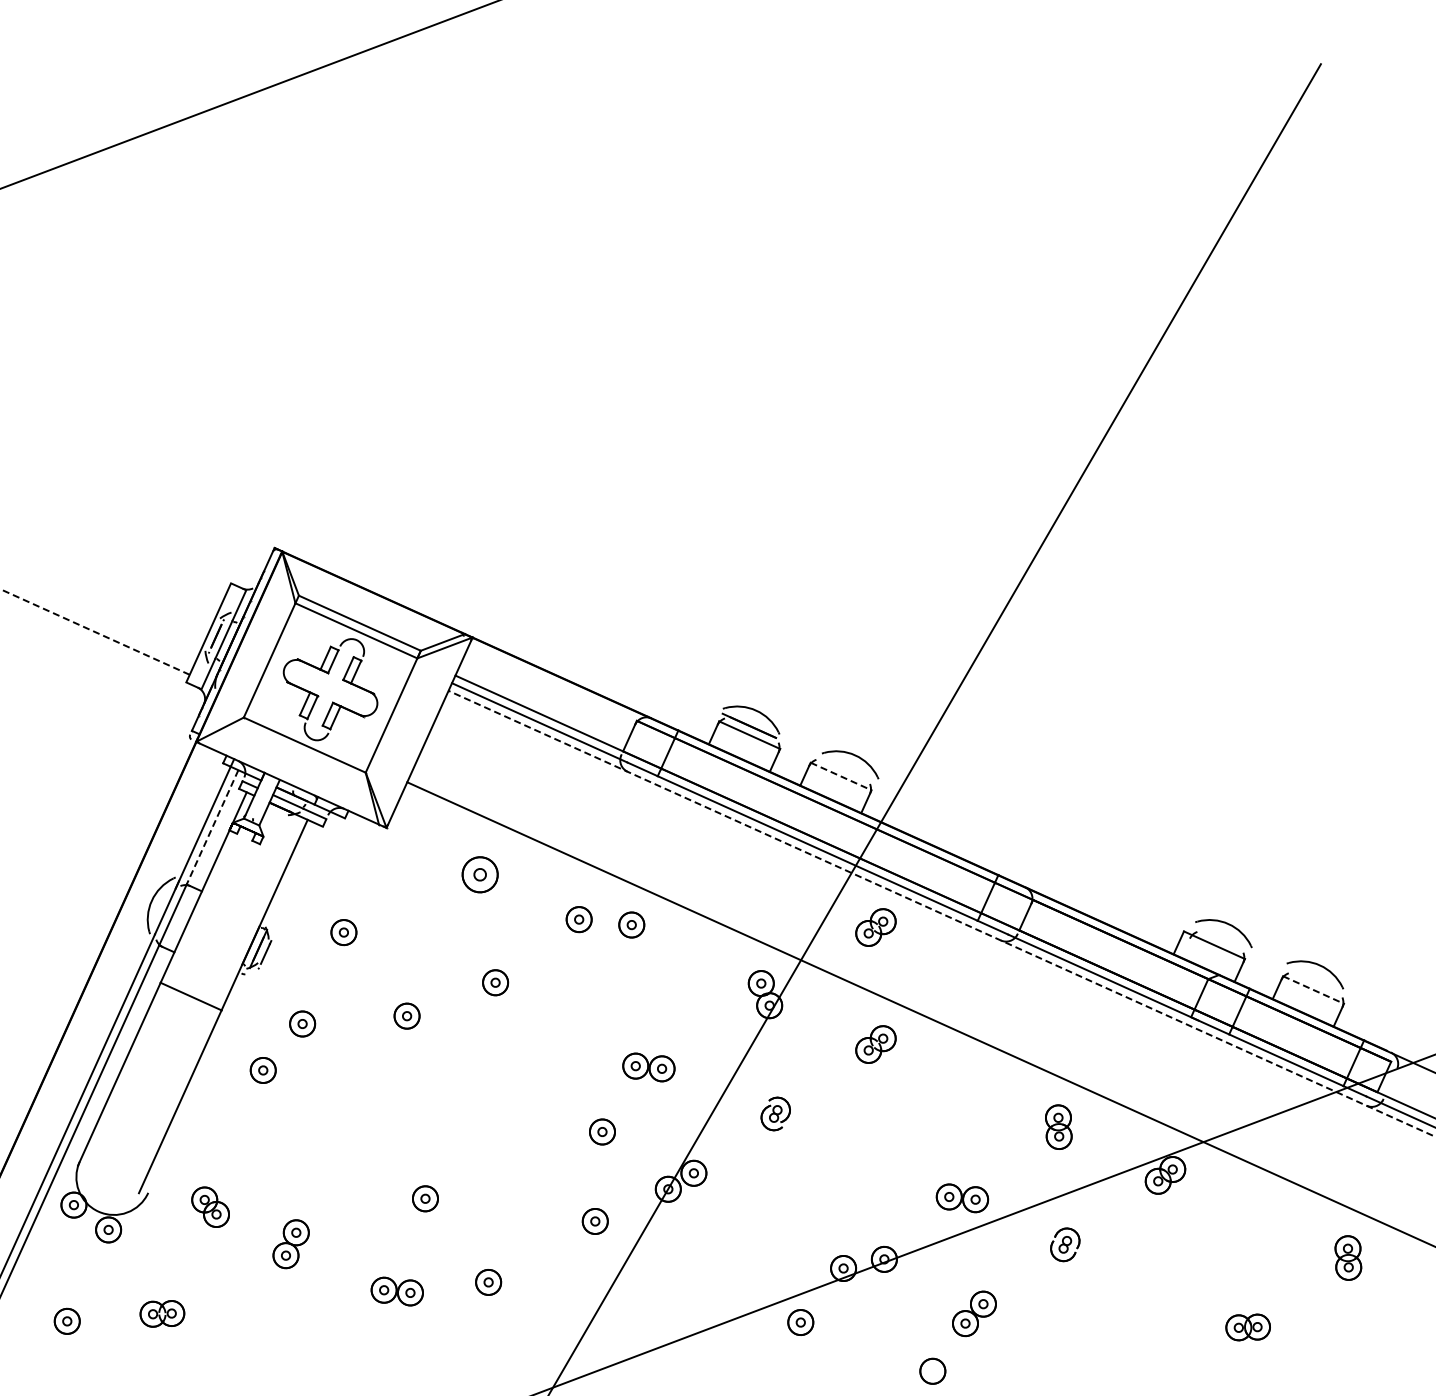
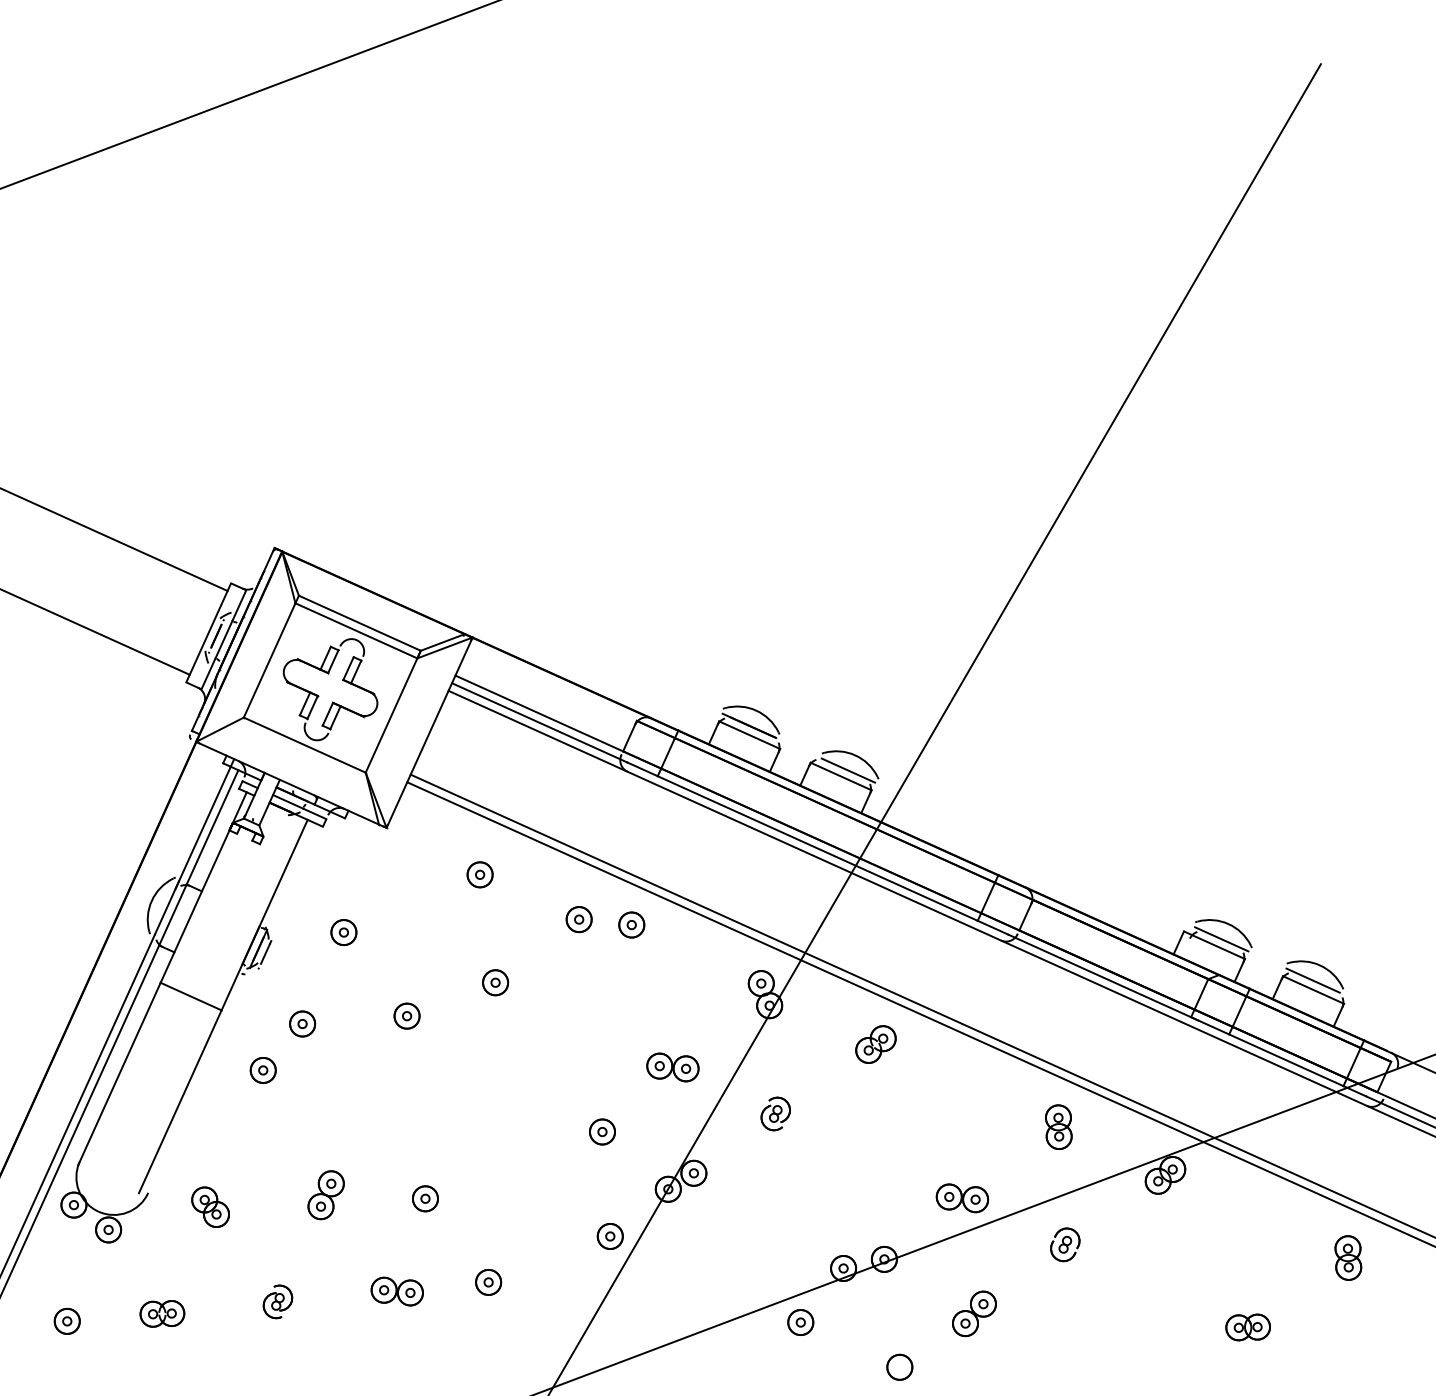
line: none -> present (114, 540)
line: dashed -> solid (95, 632)
line: none -> present (848, 770)
line: dashed -> solid (841, 776)
line: dashed -> solid (212, 827)
part size: 38x38 px -> 28x28 px (479, 874)
line: dashed -> solid (941, 913)
part: present -> none (875, 927)
line: none -> present (1221, 939)
line: none -> present (1312, 980)
line: dashed -> solid (1314, 990)
line: none -> present (921, 1005)
part position: (648, 1067) -> (672, 1067) (672, 1067)
part position: (594, 1221) -> (609, 1236) (609, 1236)
part position: (290, 1244) -> (325, 1195) (325, 1195)
part: none -> present (277, 1301)
part position: (932, 1370) -> (899, 1366) (899, 1366)
